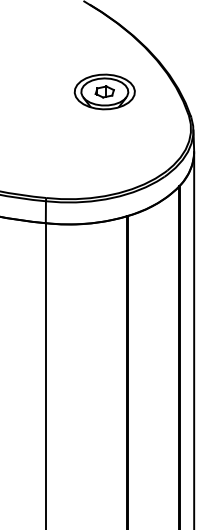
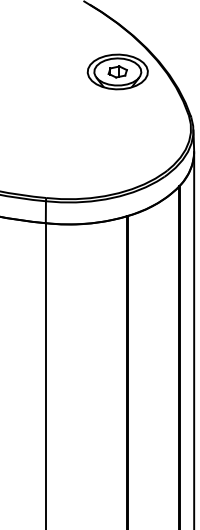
part position: (104, 91) -> (117, 71) (117, 71)
